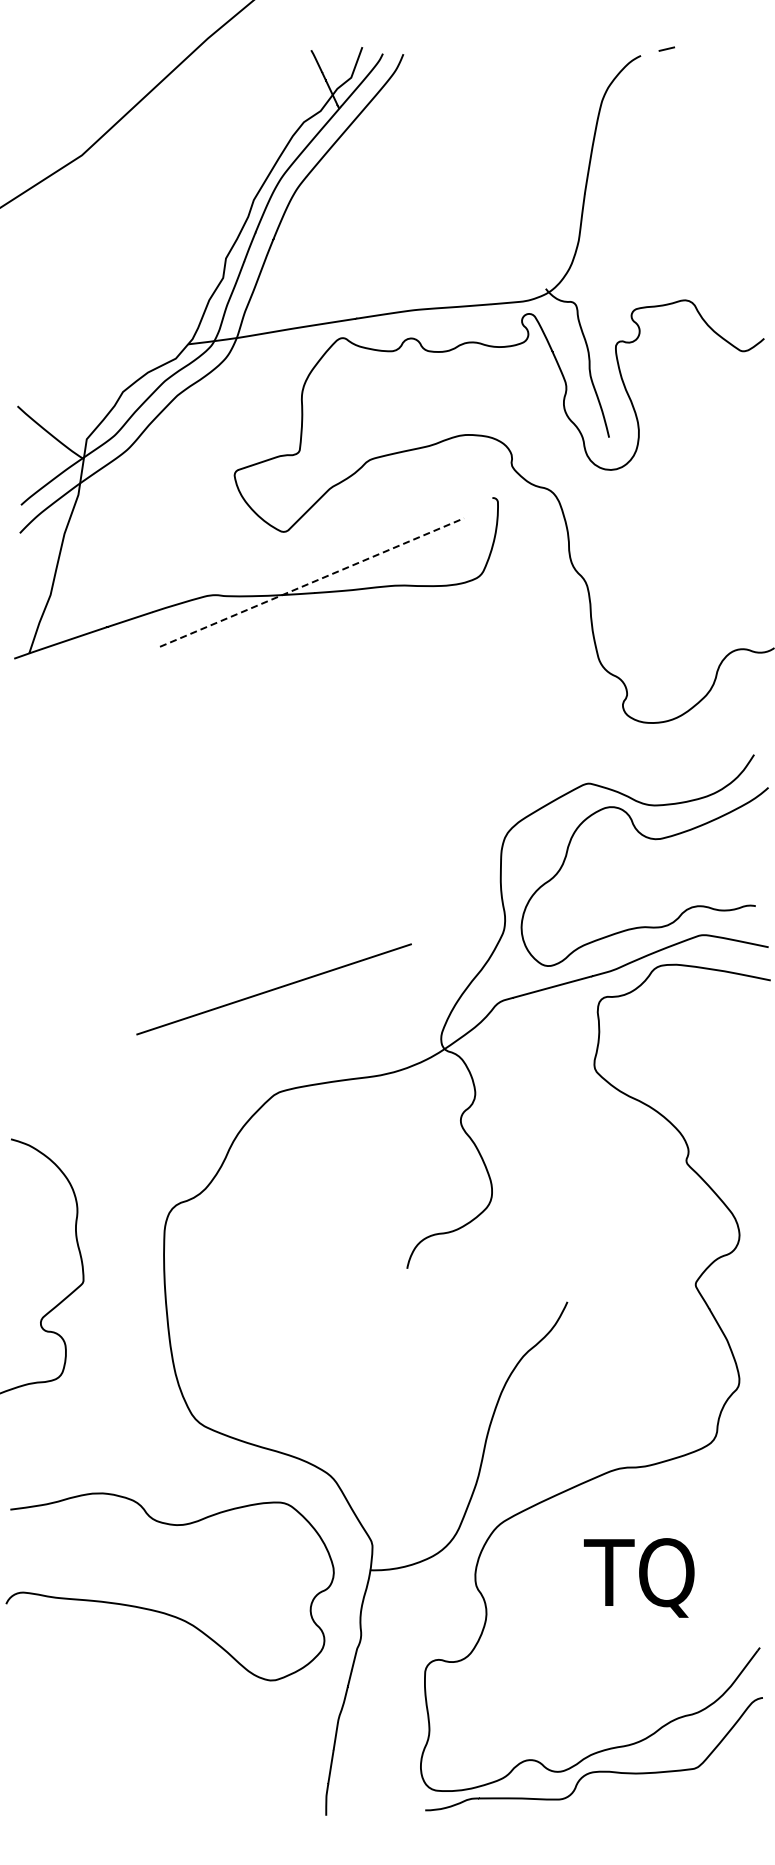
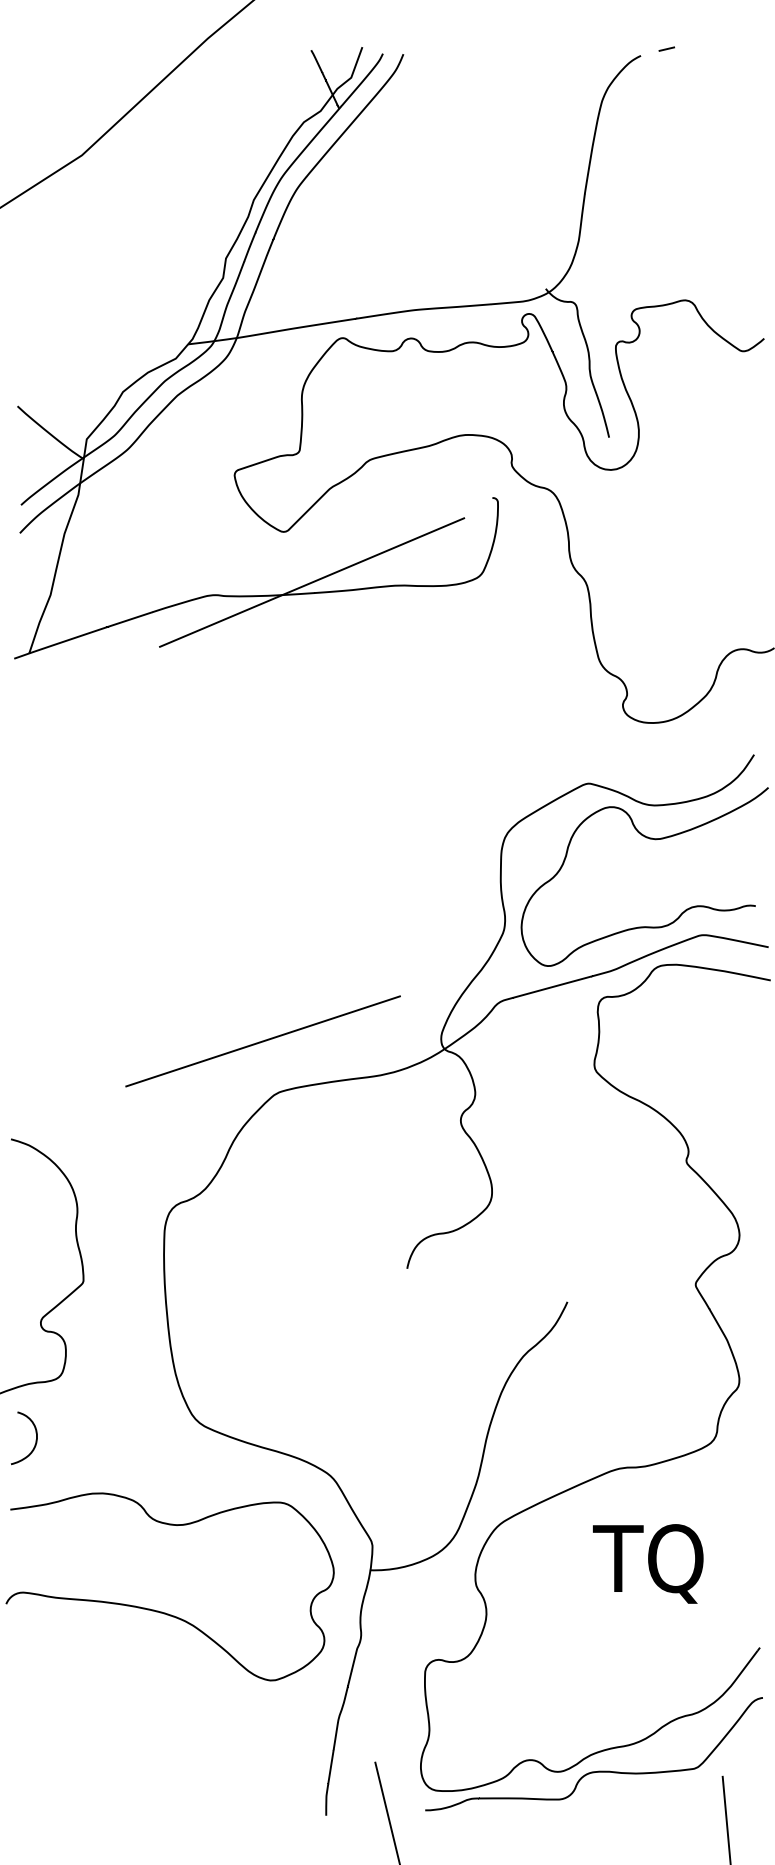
line: dashed -> solid (312, 582)
line position: (273, 989) -> (262, 1041) (262, 1041)
curve: none -> present (35, 1440)
text position: (639, 1577) -> (648, 1563) (648, 1563)
line: none -> present (387, 1811)
line: none -> present (726, 1818)
